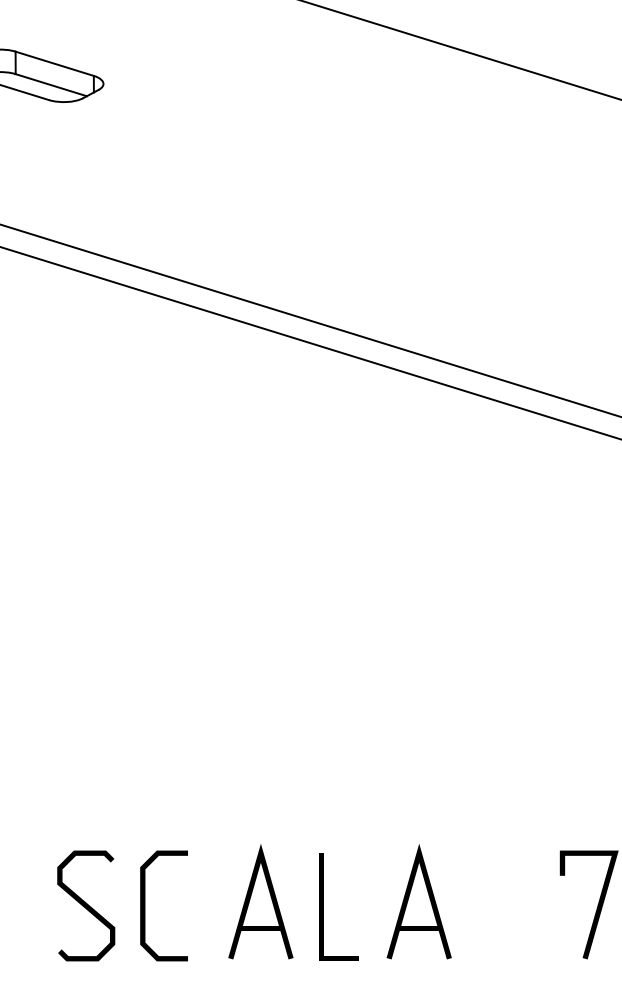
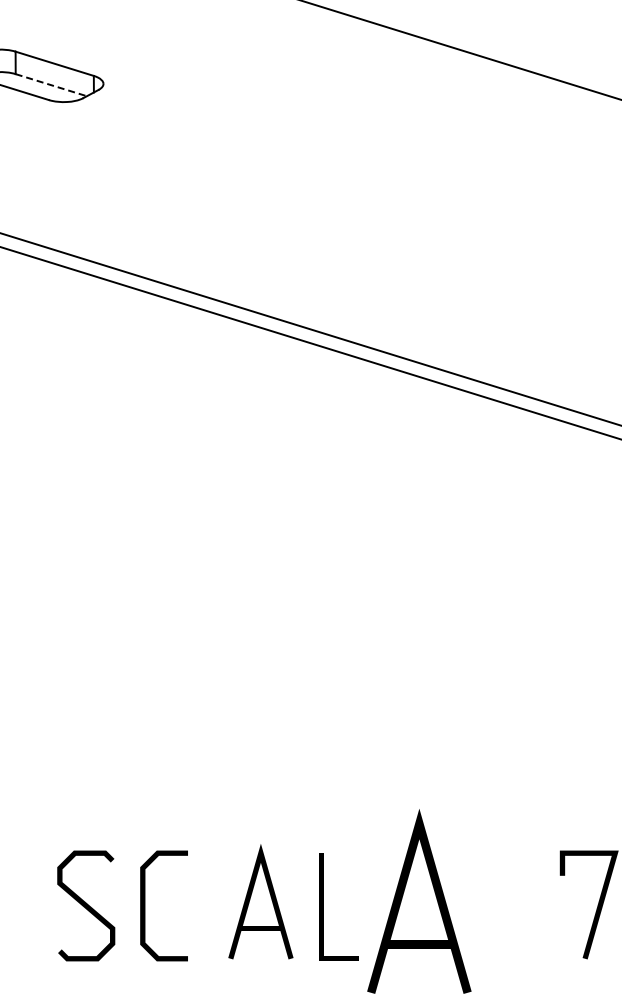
line: solid -> dashed (51, 85)
line position: (310, 320) -> (310, 328) (310, 328)
part size: 66x116 px -> 105x185 px (419, 901)
